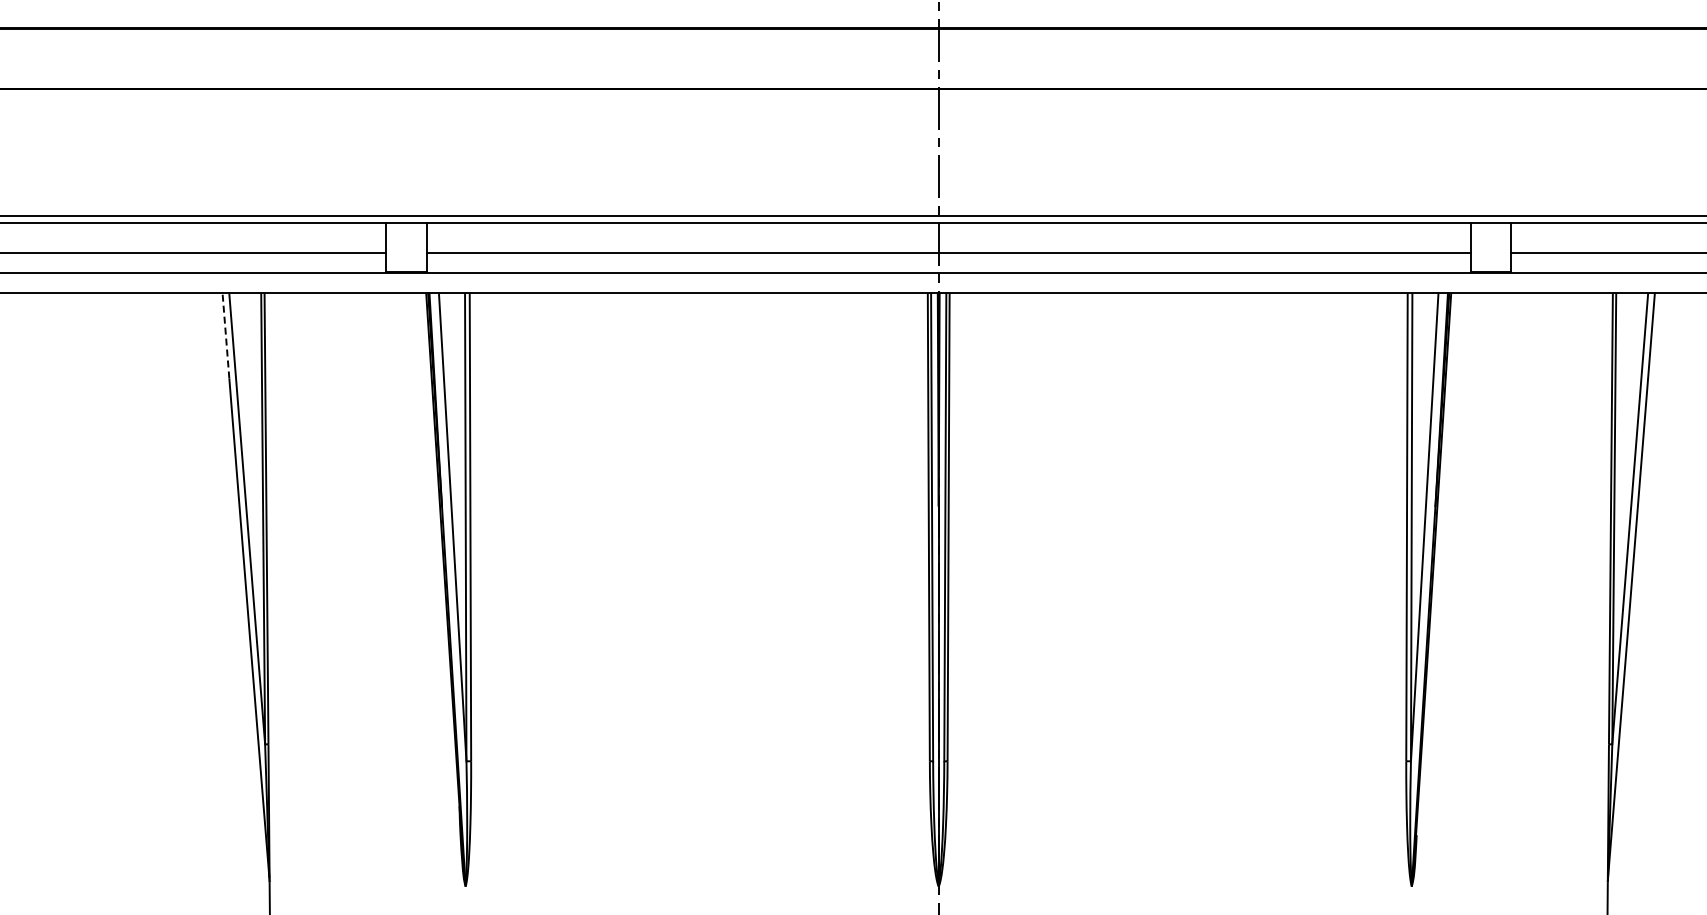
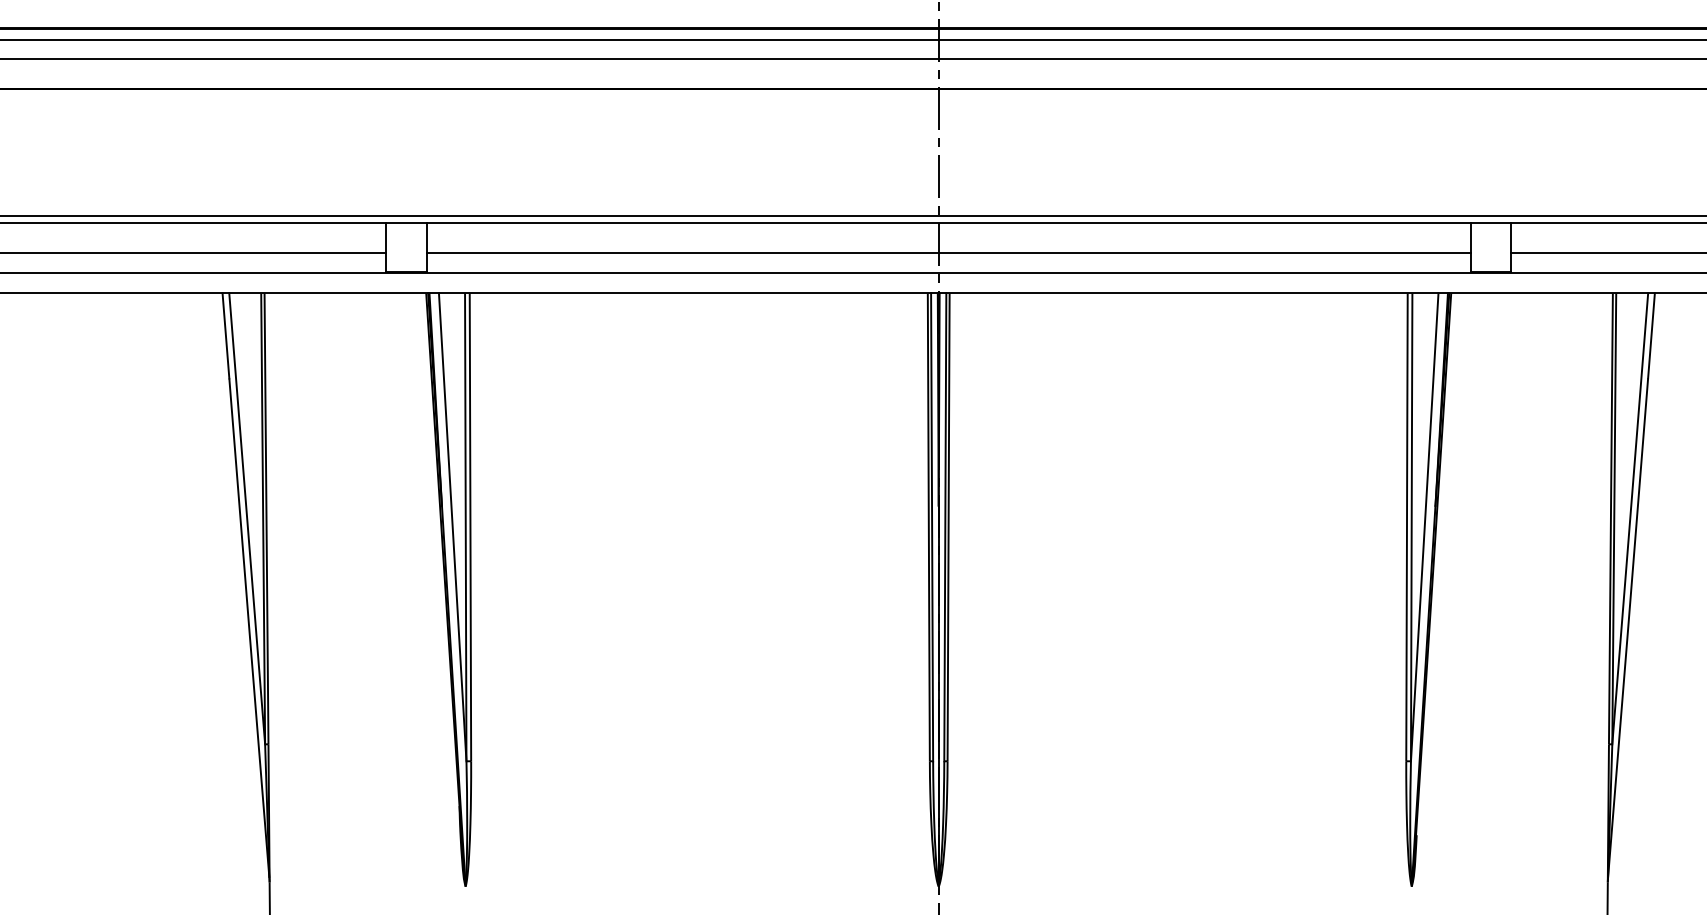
line: none -> present (852, 39)
line: none -> present (852, 59)
line: dashed -> solid (225, 335)
